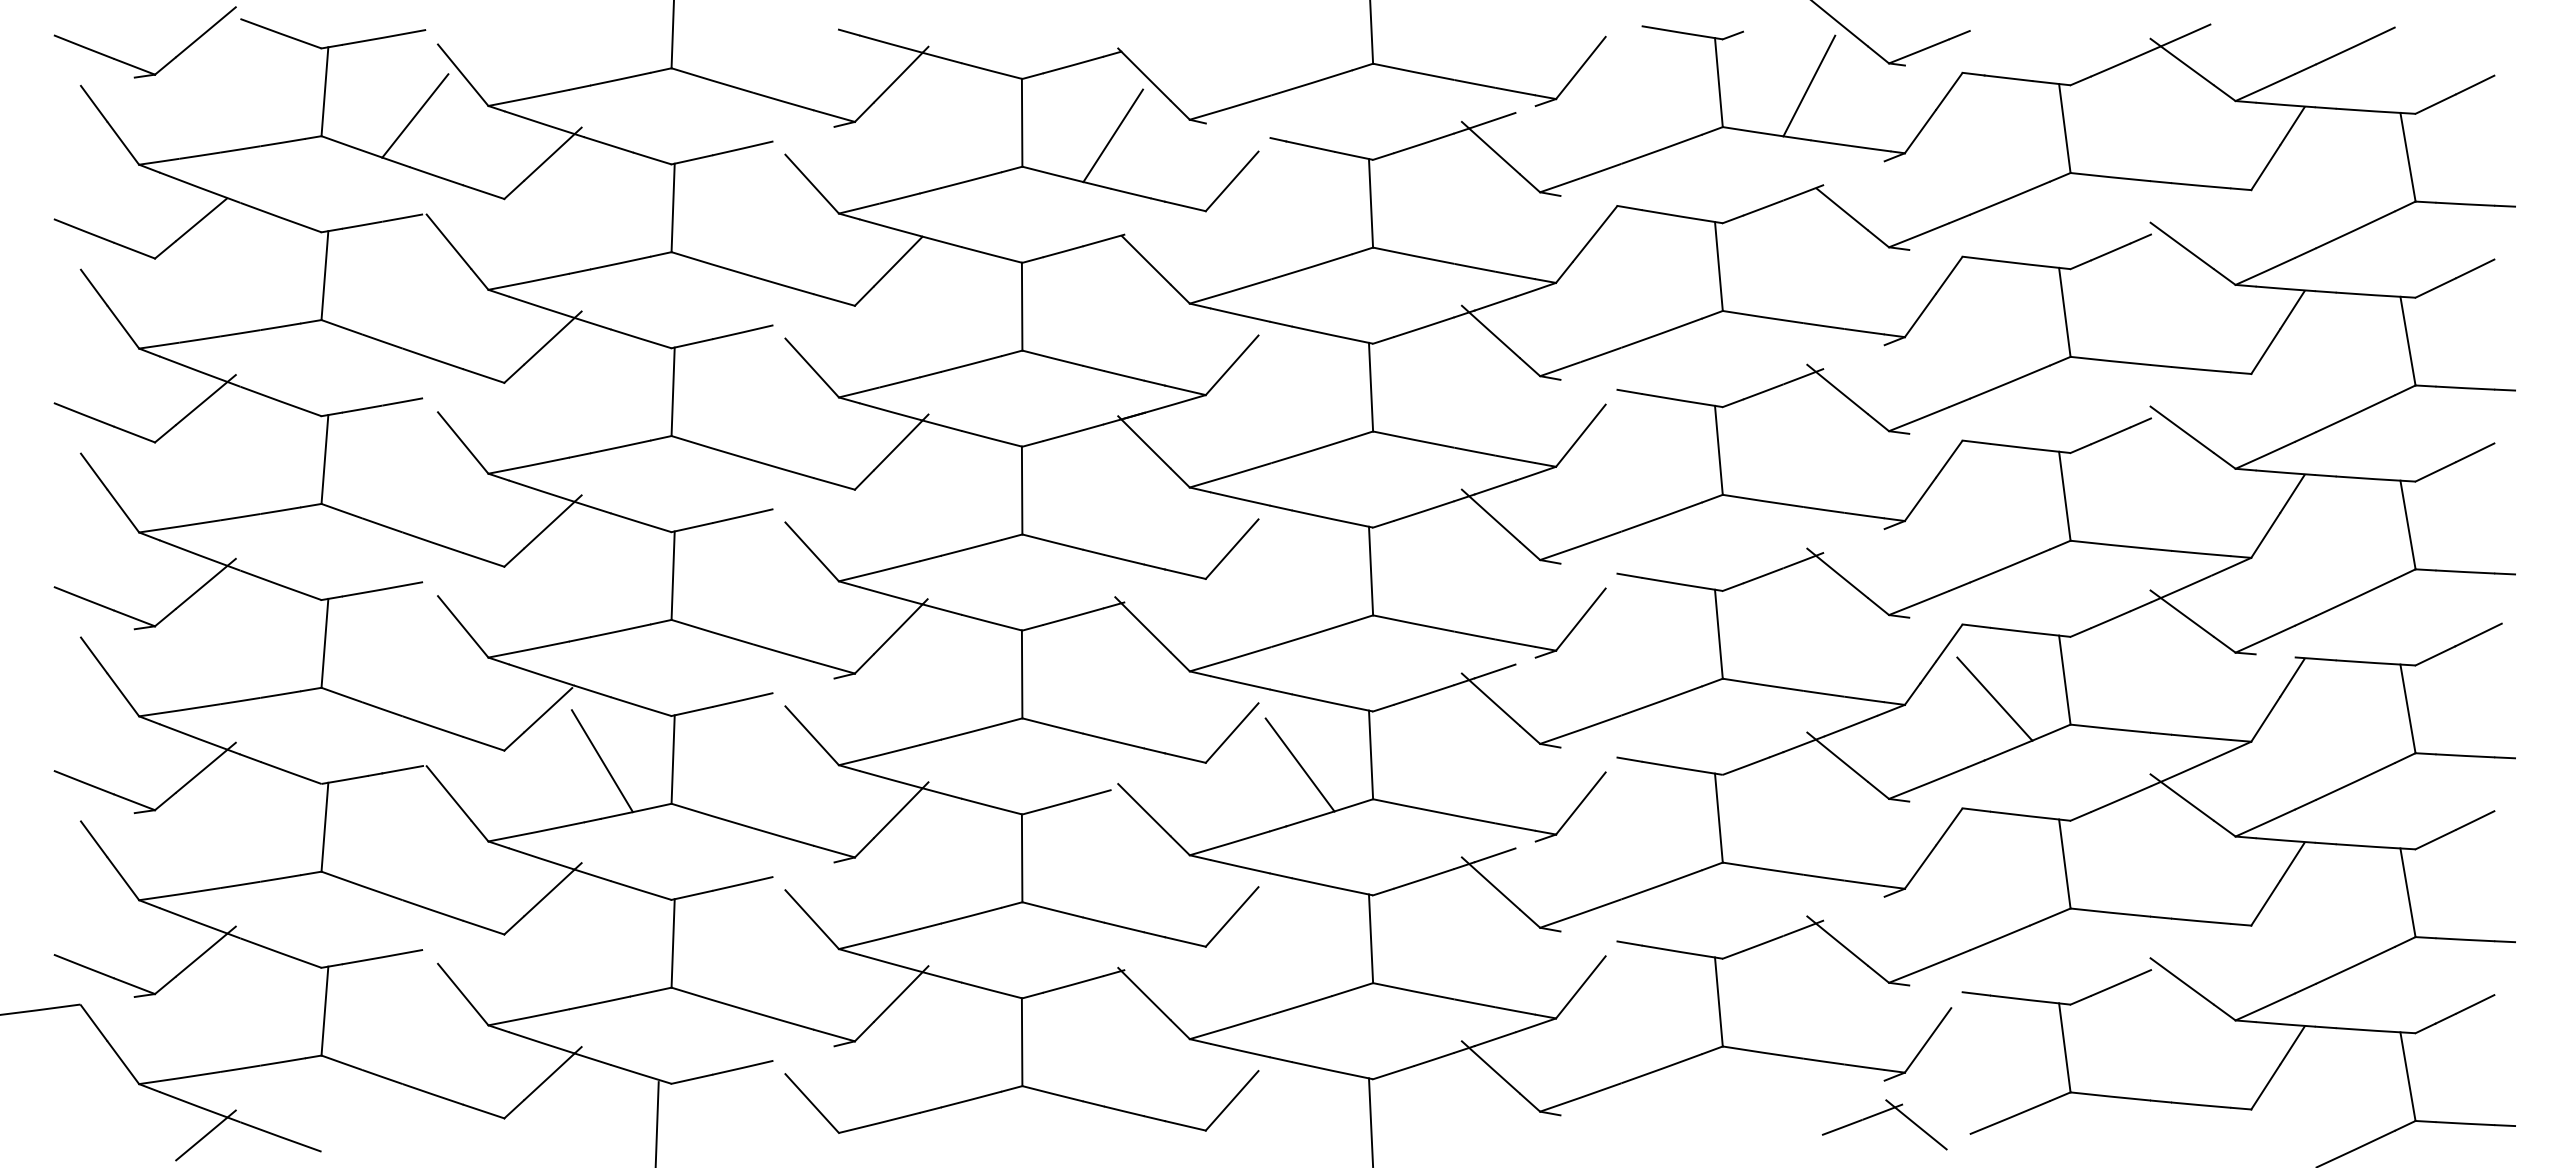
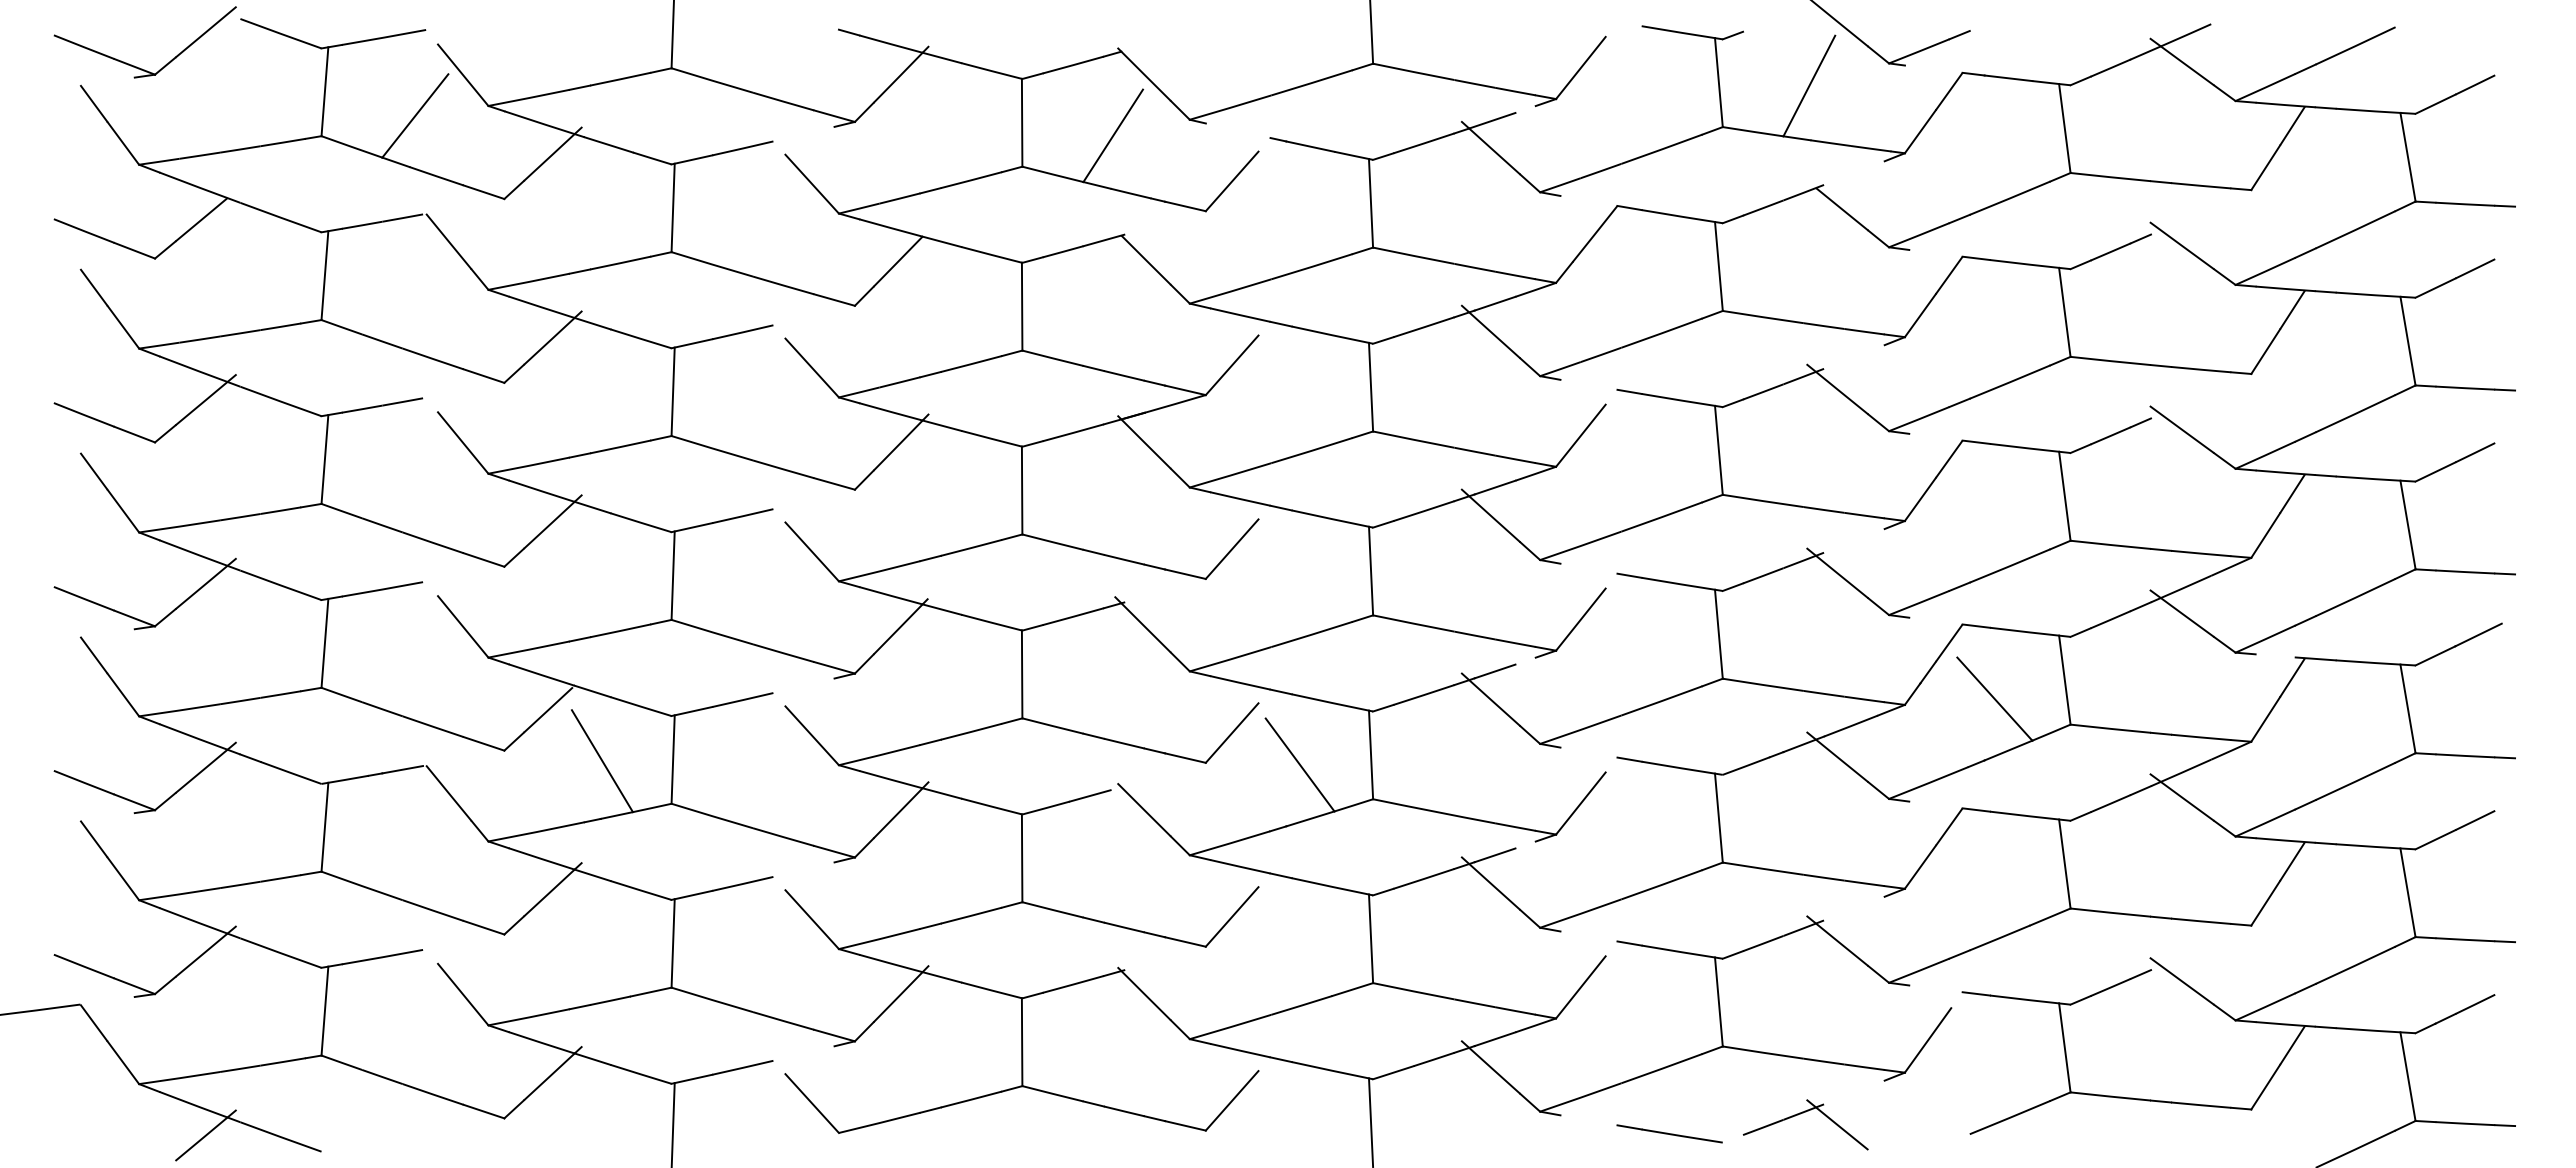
part position: (1882, 1113) -> (1803, 1113) (1803, 1113)
line position: (656, 1123) -> (672, 1123) (672, 1123)
line: none -> present (1669, 1133)
